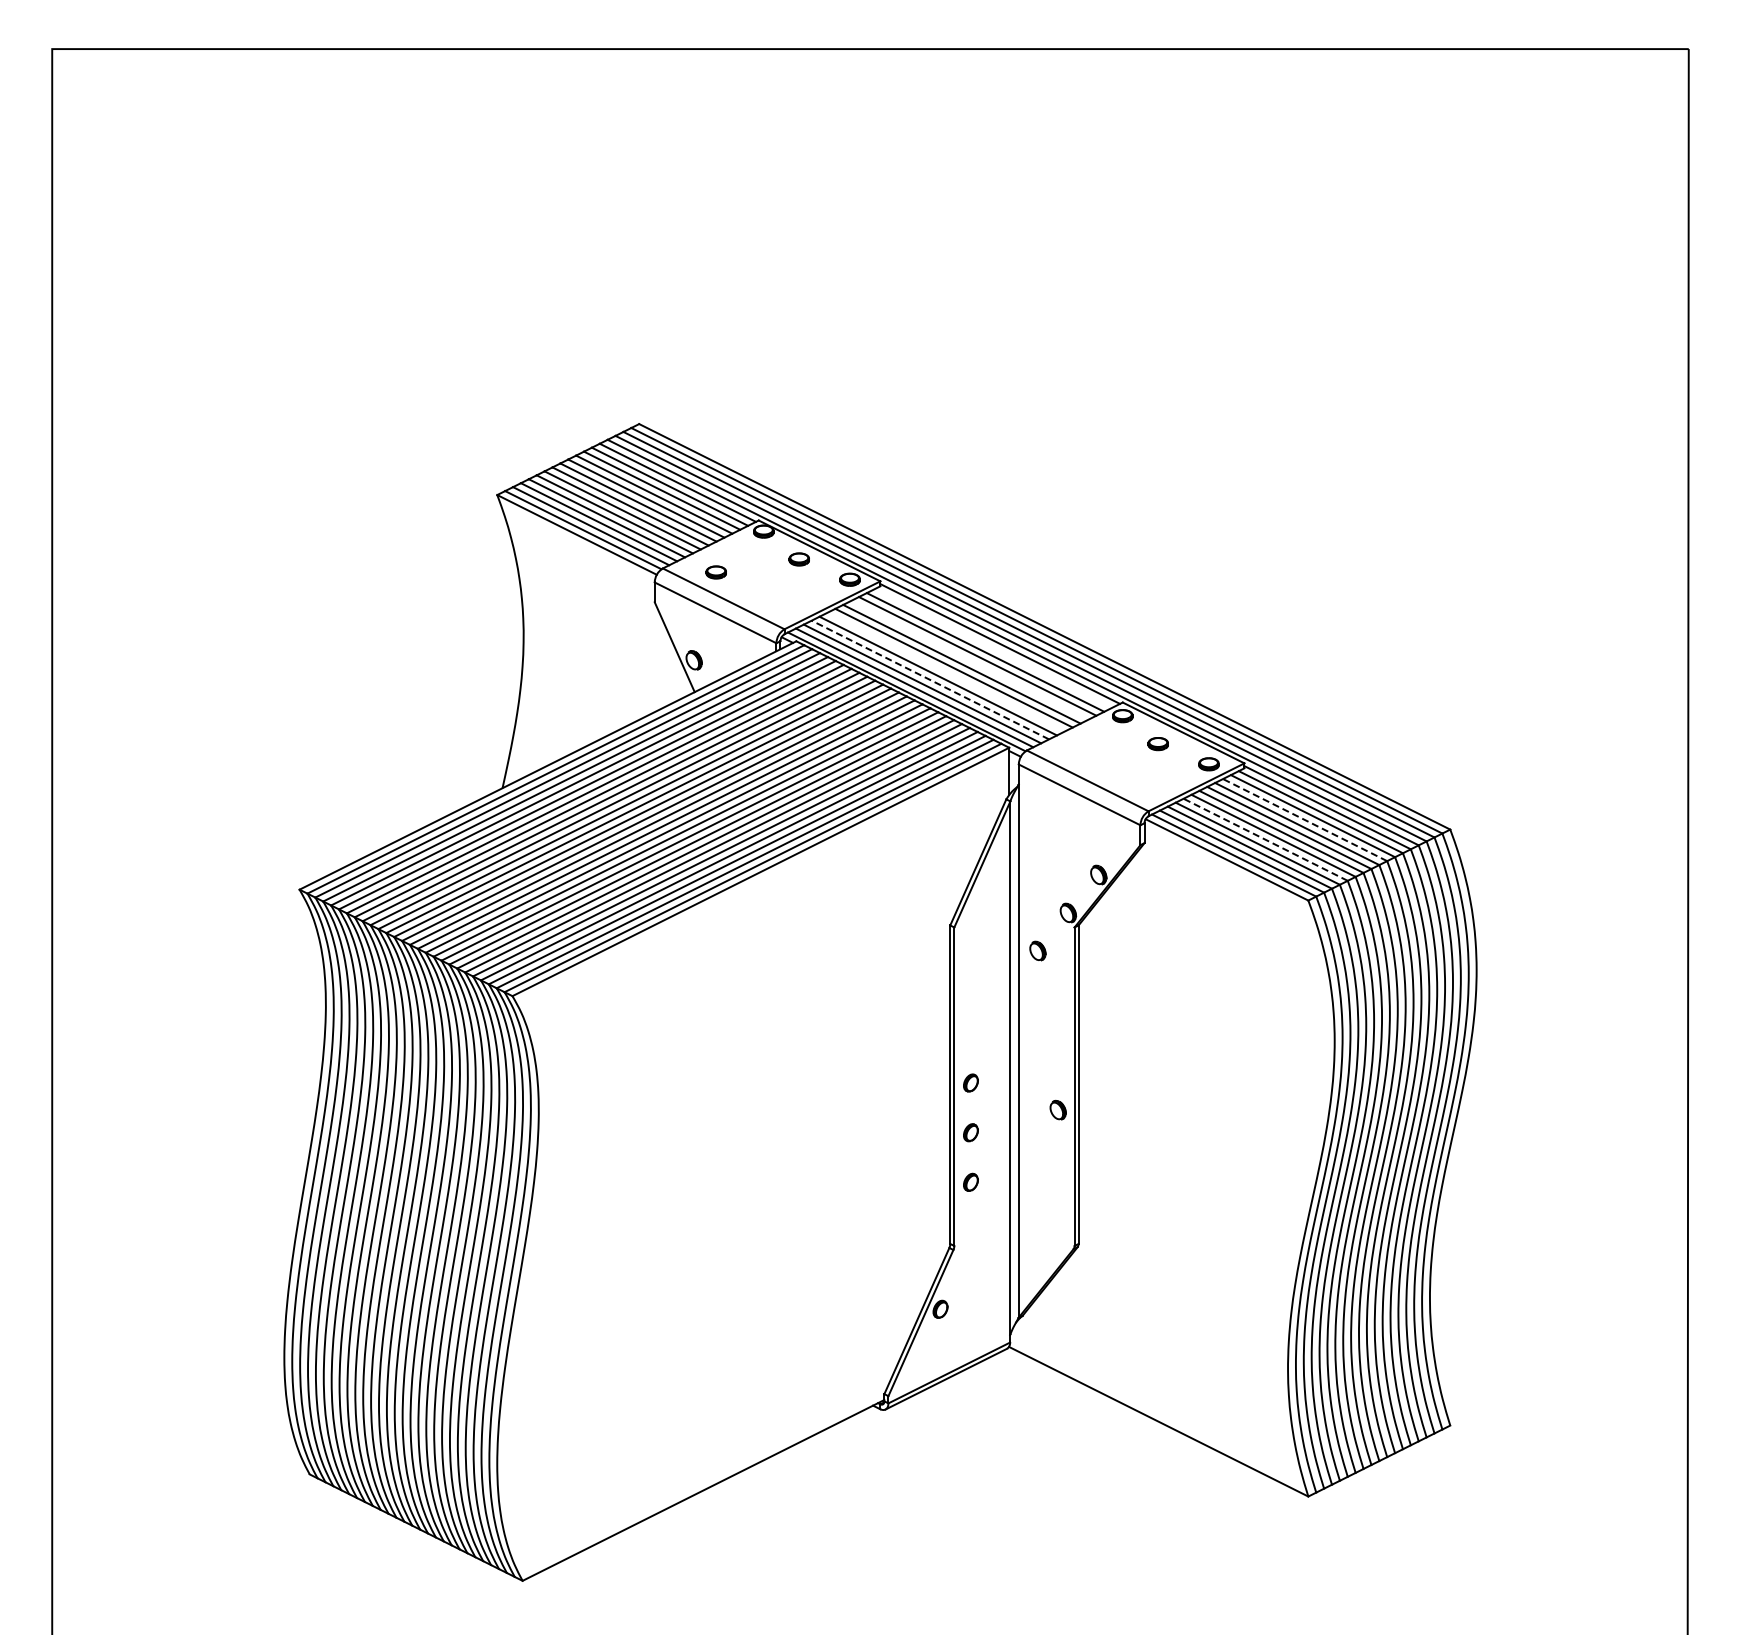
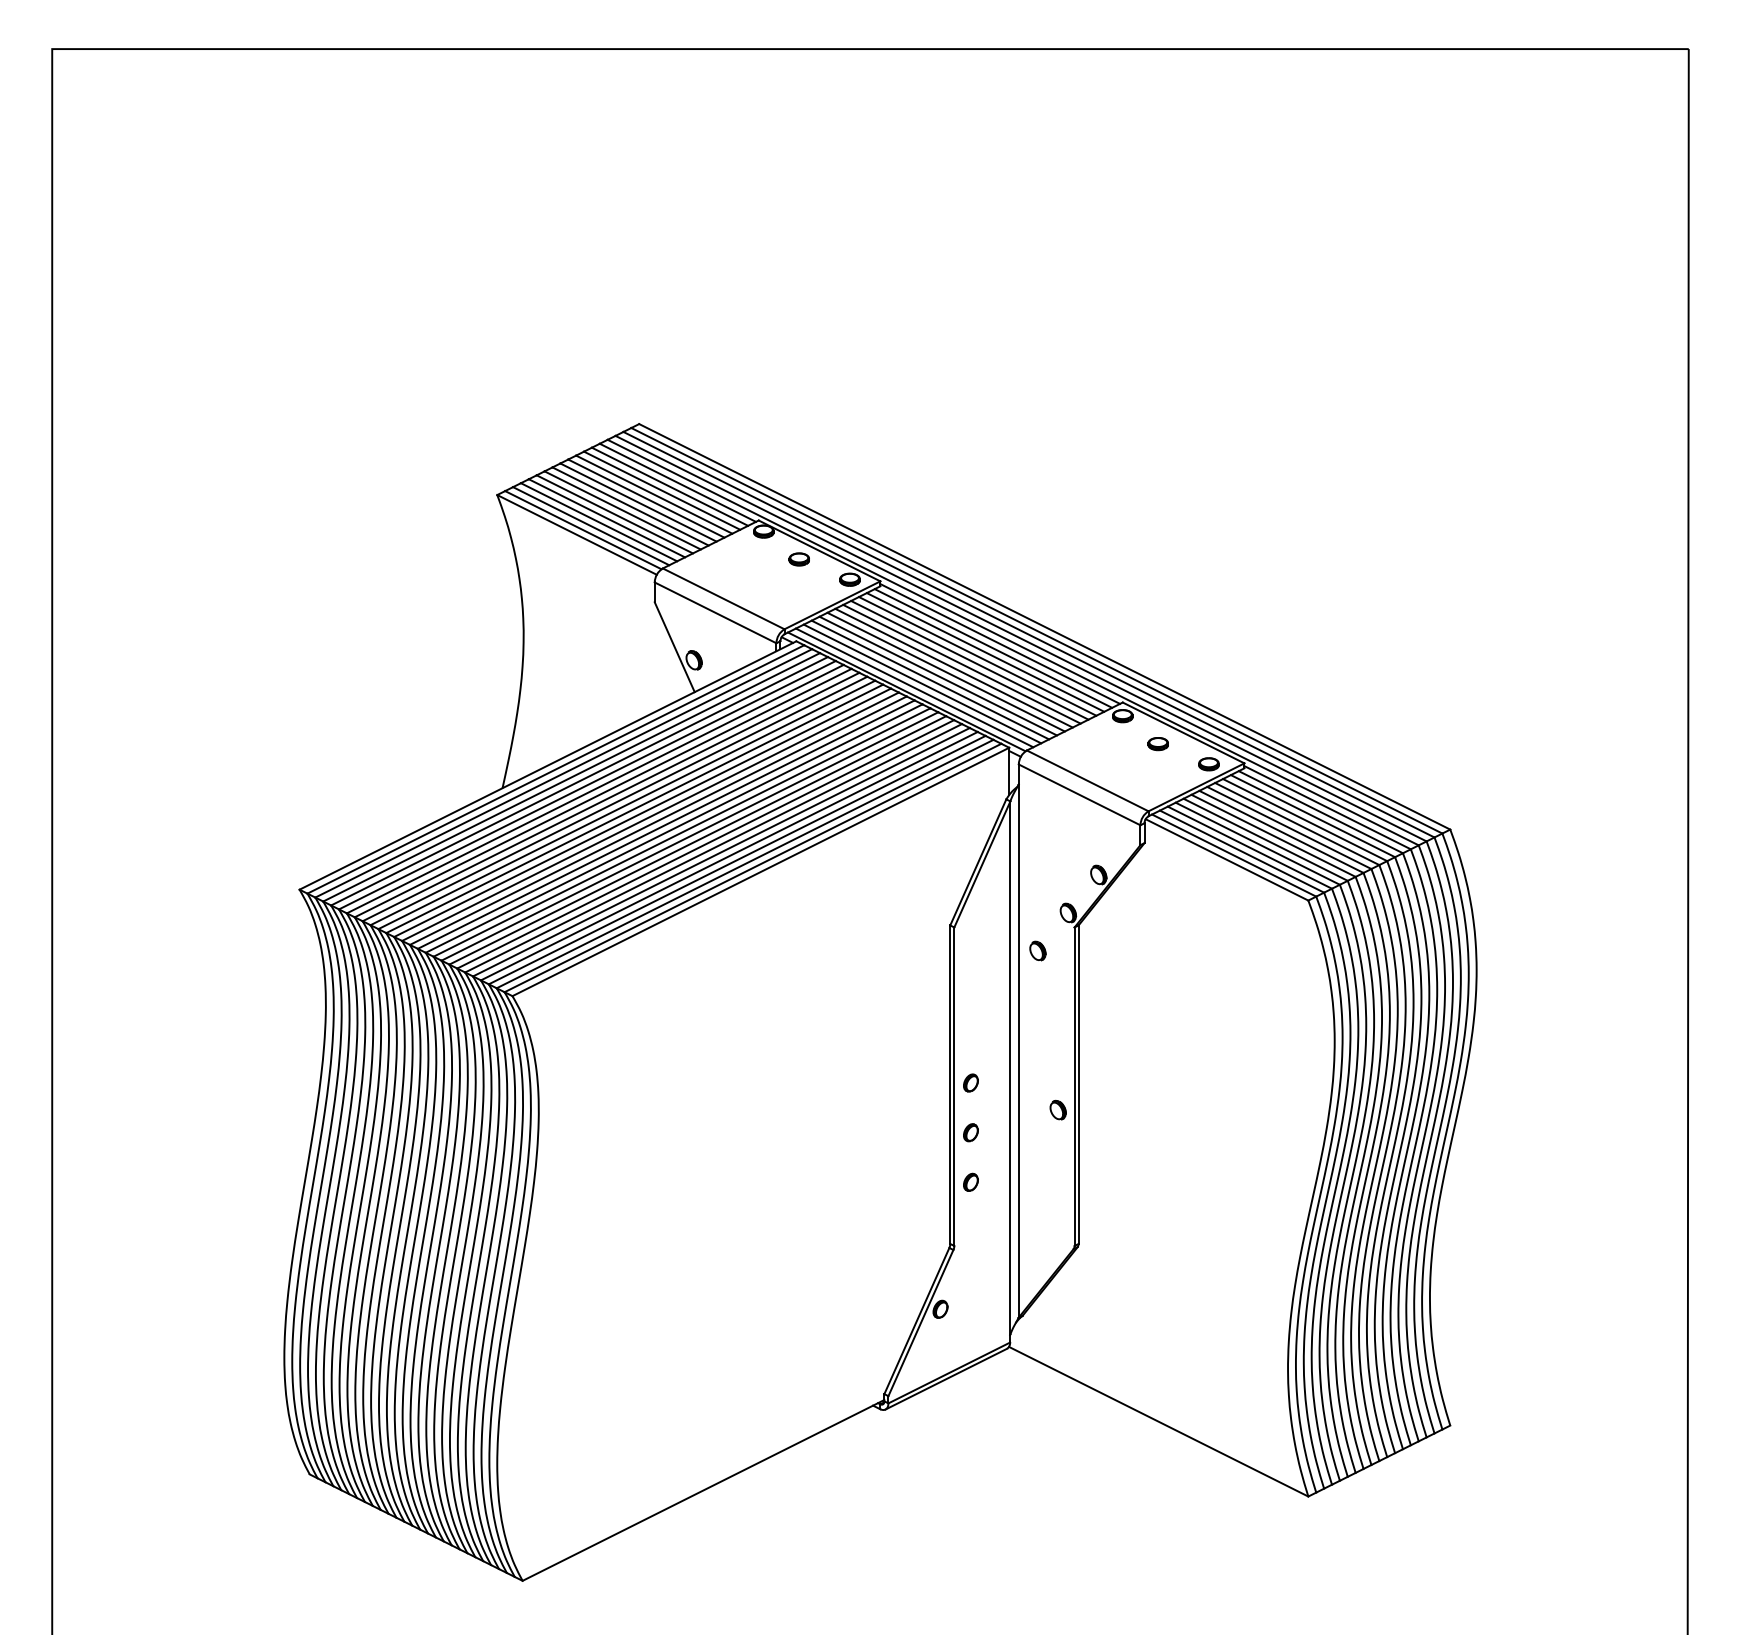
part: present -> none (715, 572)
line: none -> present (993, 648)
line: none -> present (969, 659)
line: none -> present (945, 671)
line: dashed -> solid (930, 680)
line: dashed -> solid (1305, 820)
line: dashed -> solid (1265, 839)
